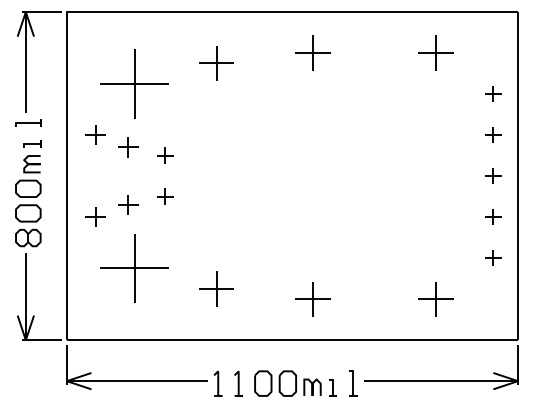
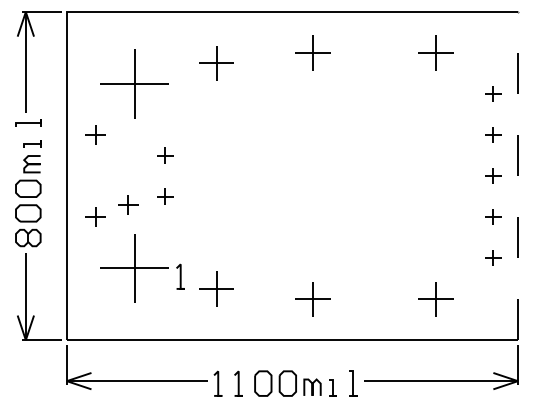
part: present -> none (128, 147)
line: solid -> dashed (517, 175)
line: none -> present (180, 276)
